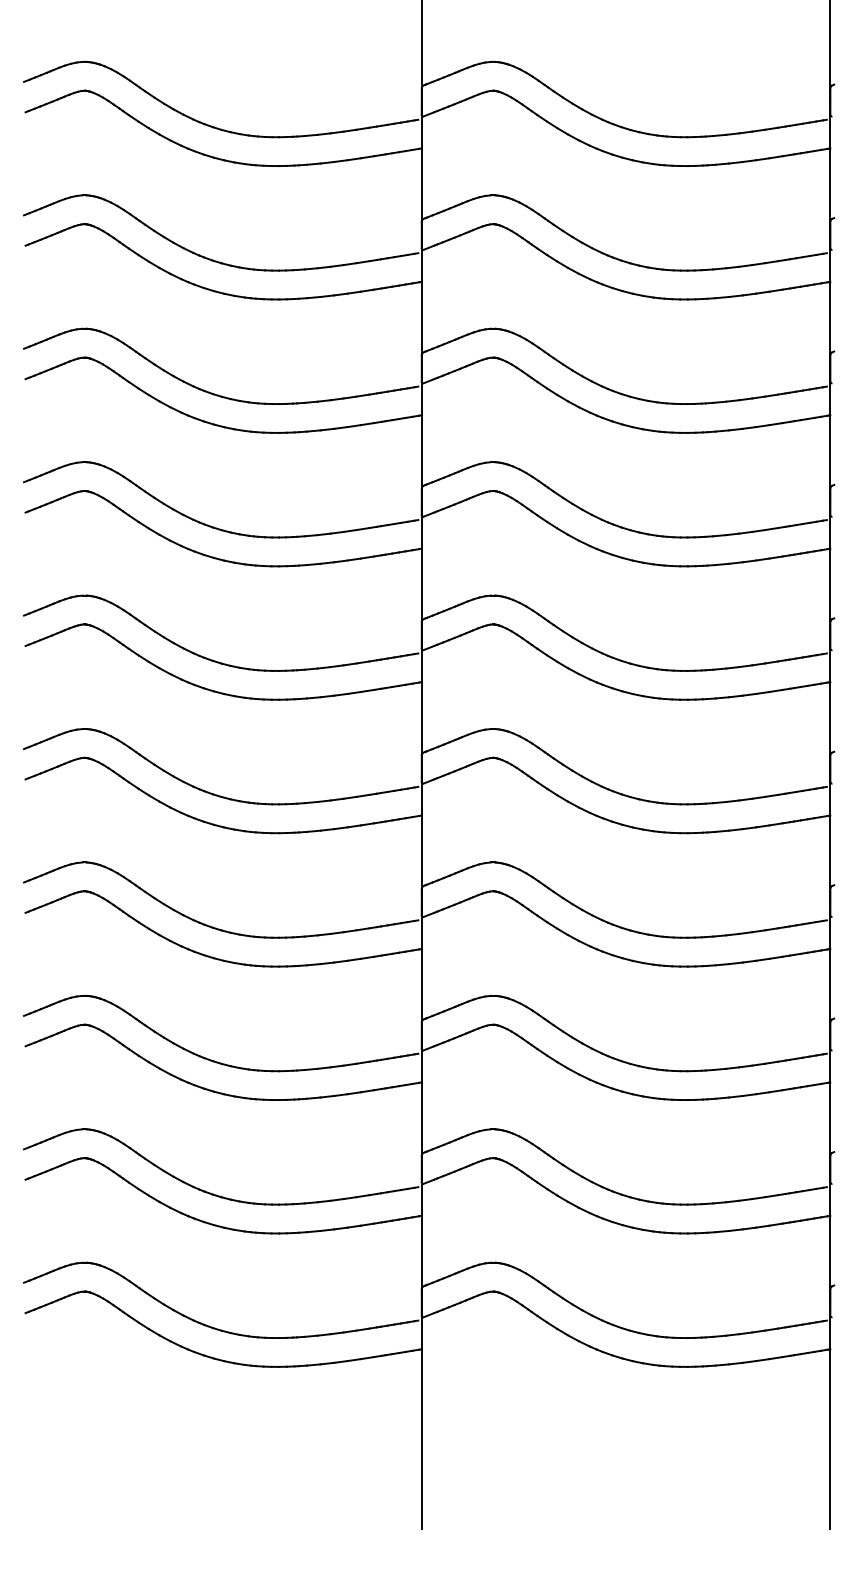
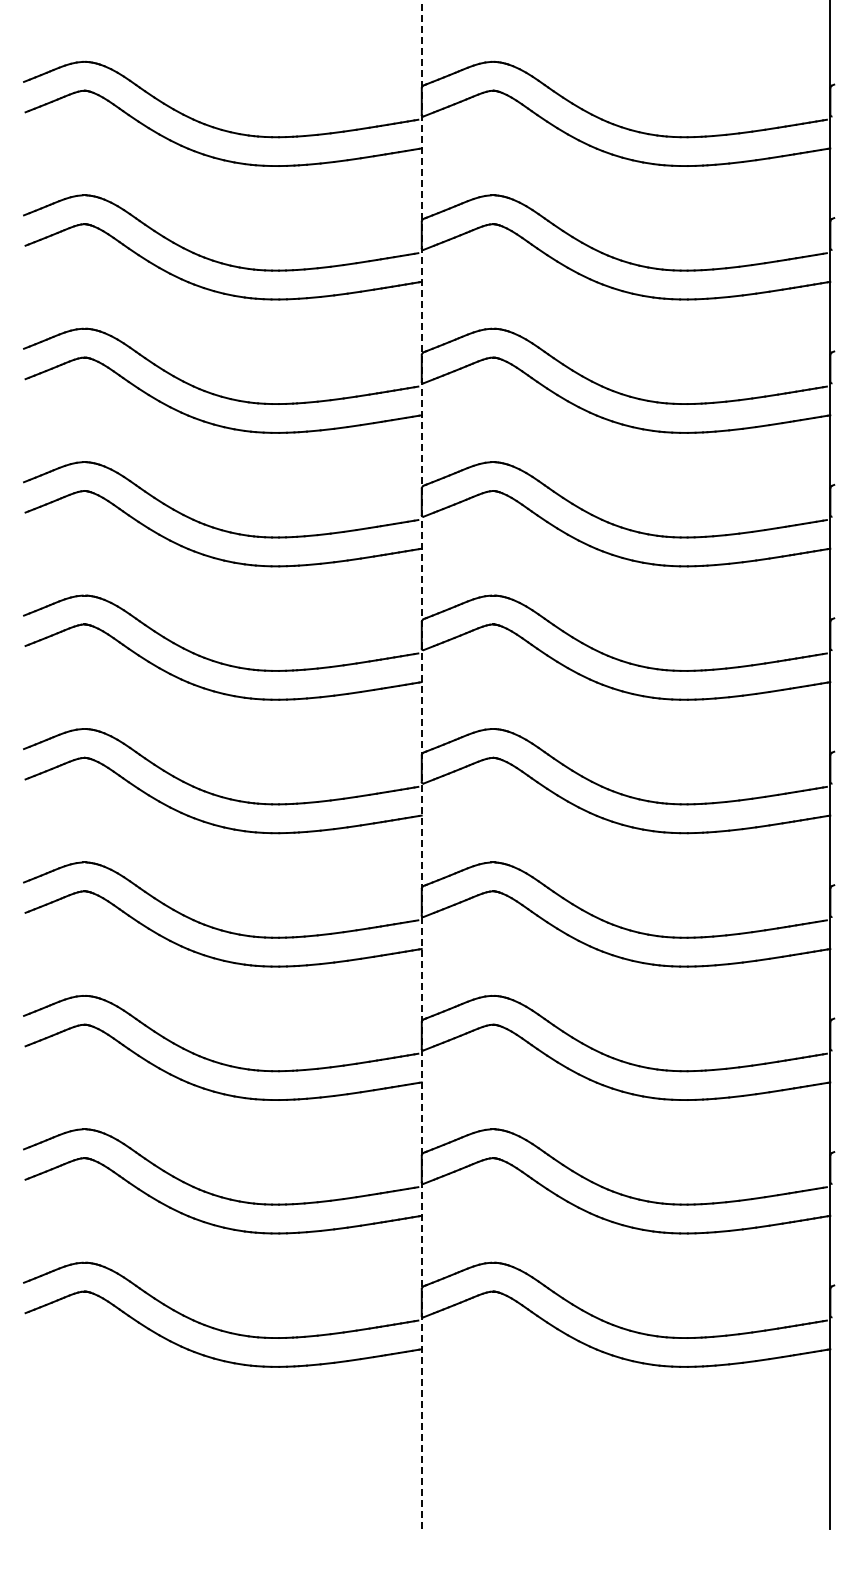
line: solid -> dashed (421, 763)
